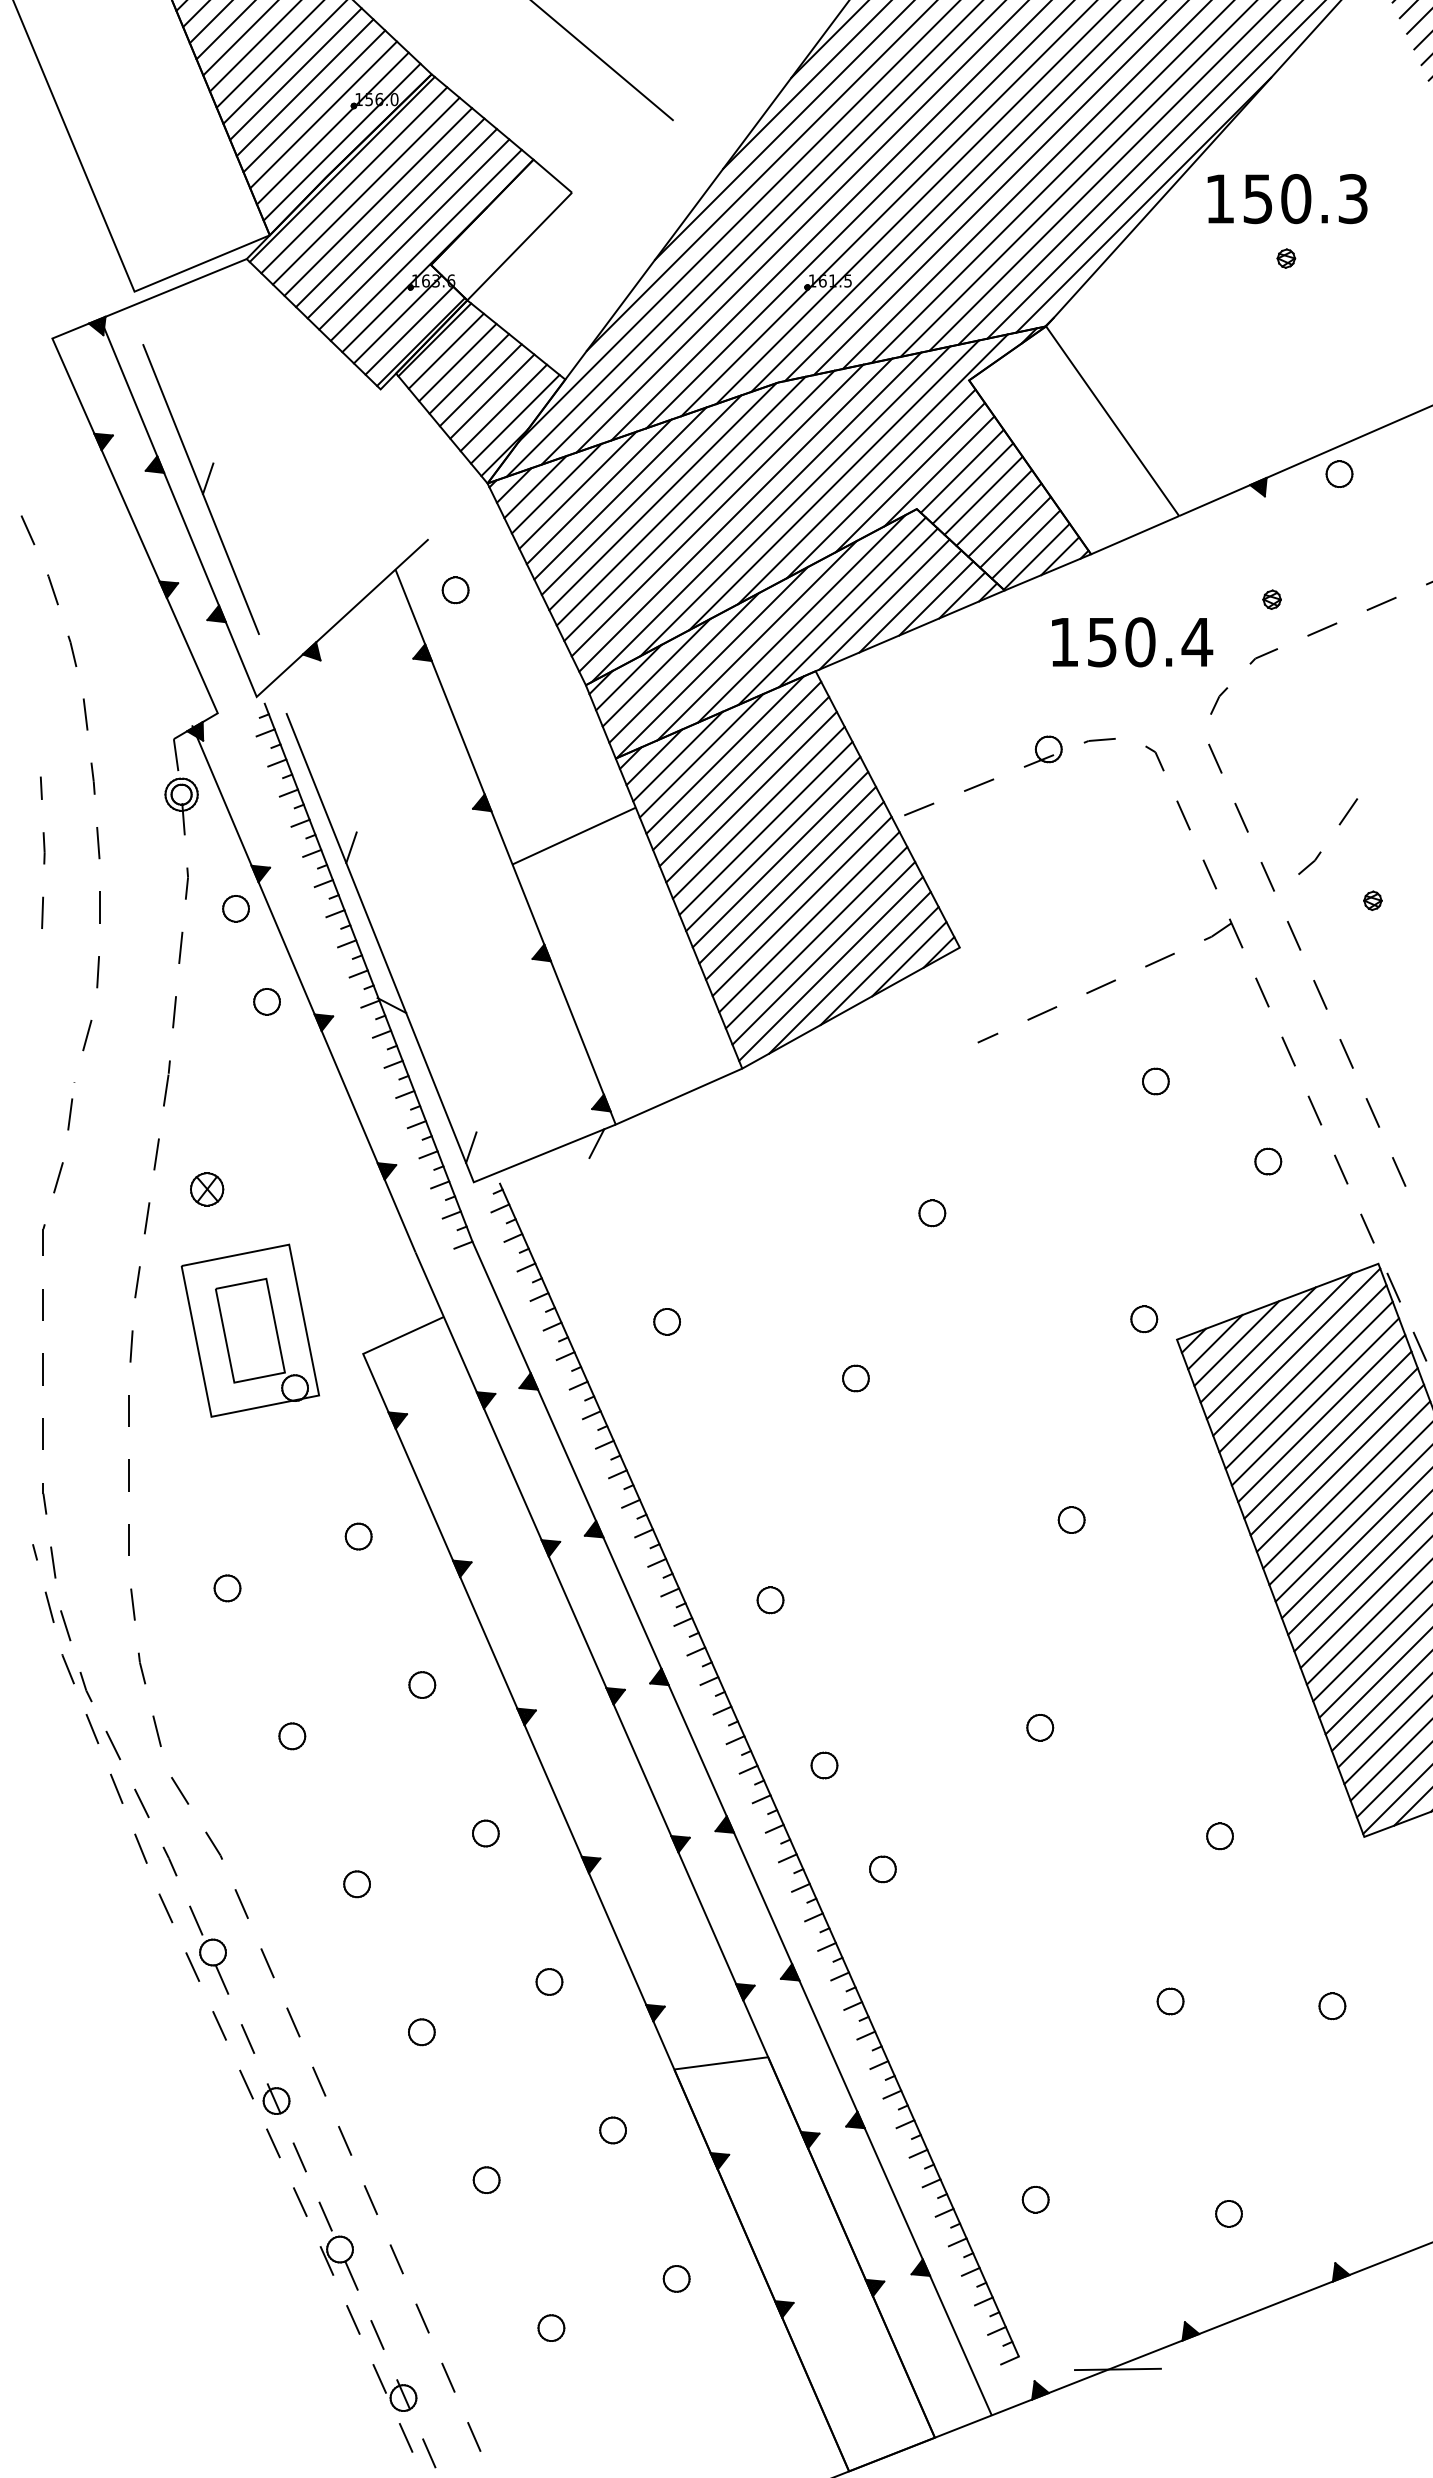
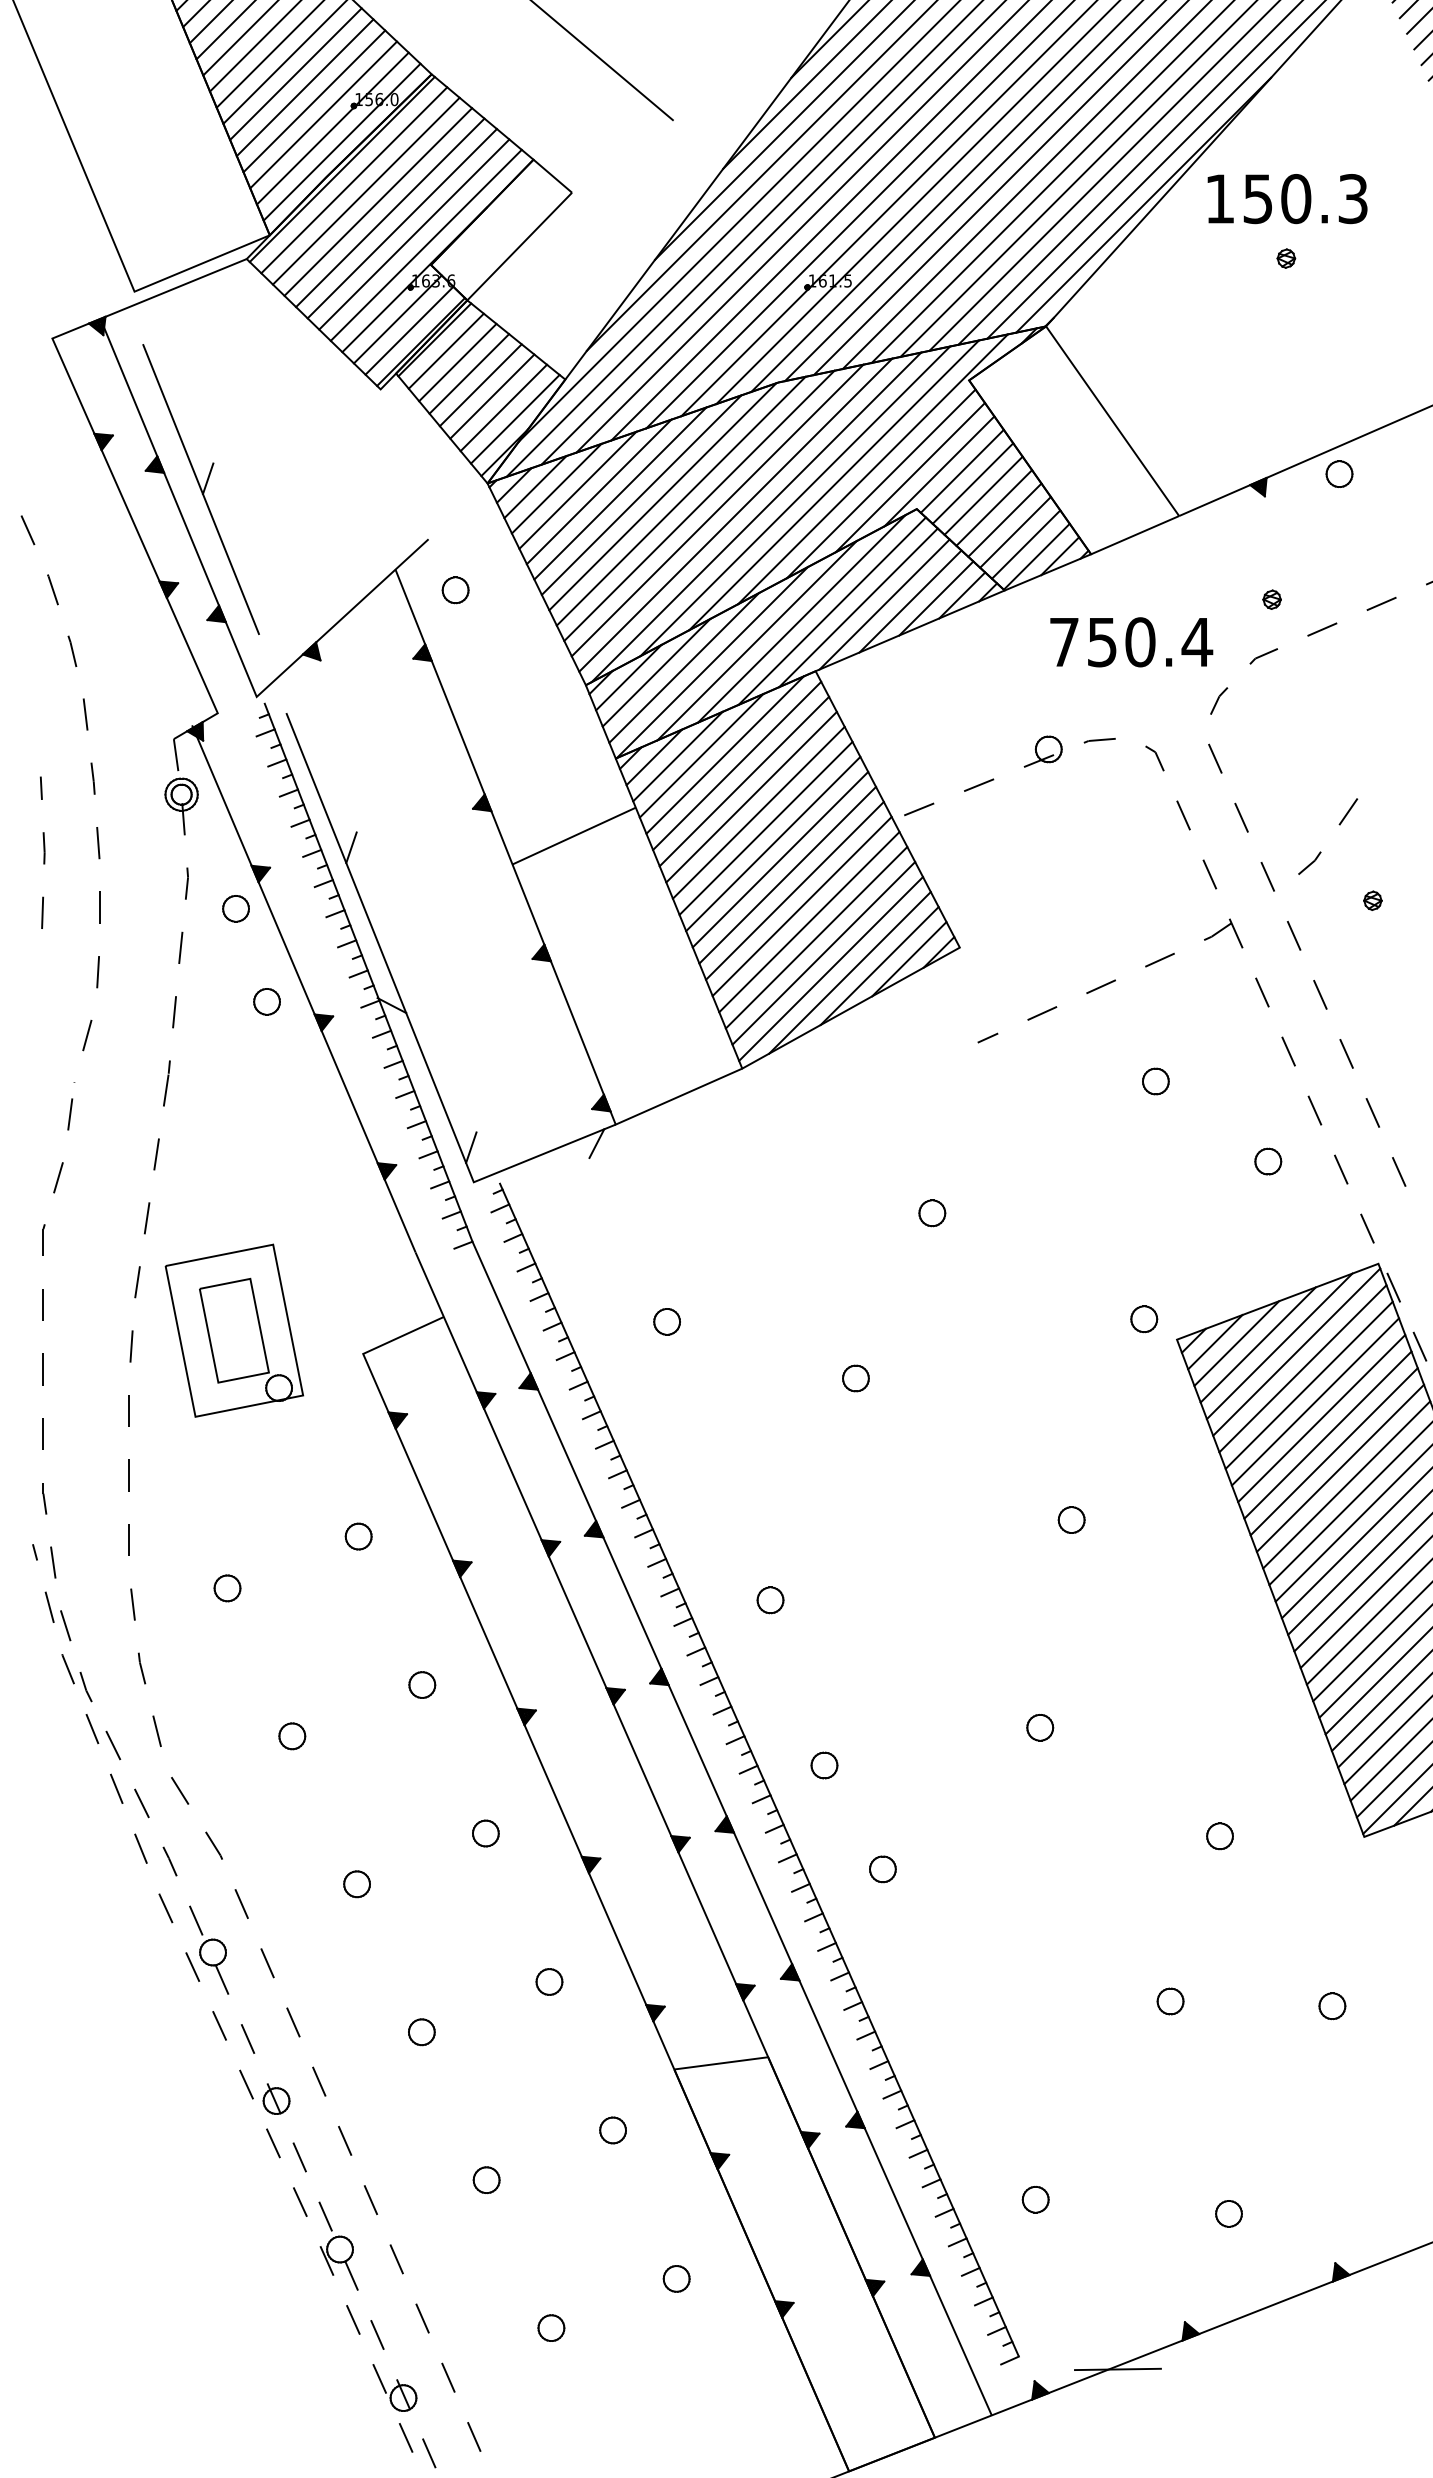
text: 150.4 -> 750.4 (1064, 642)
part: present -> none (207, 1189)
part position: (250, 1330) -> (234, 1330) (234, 1330)
